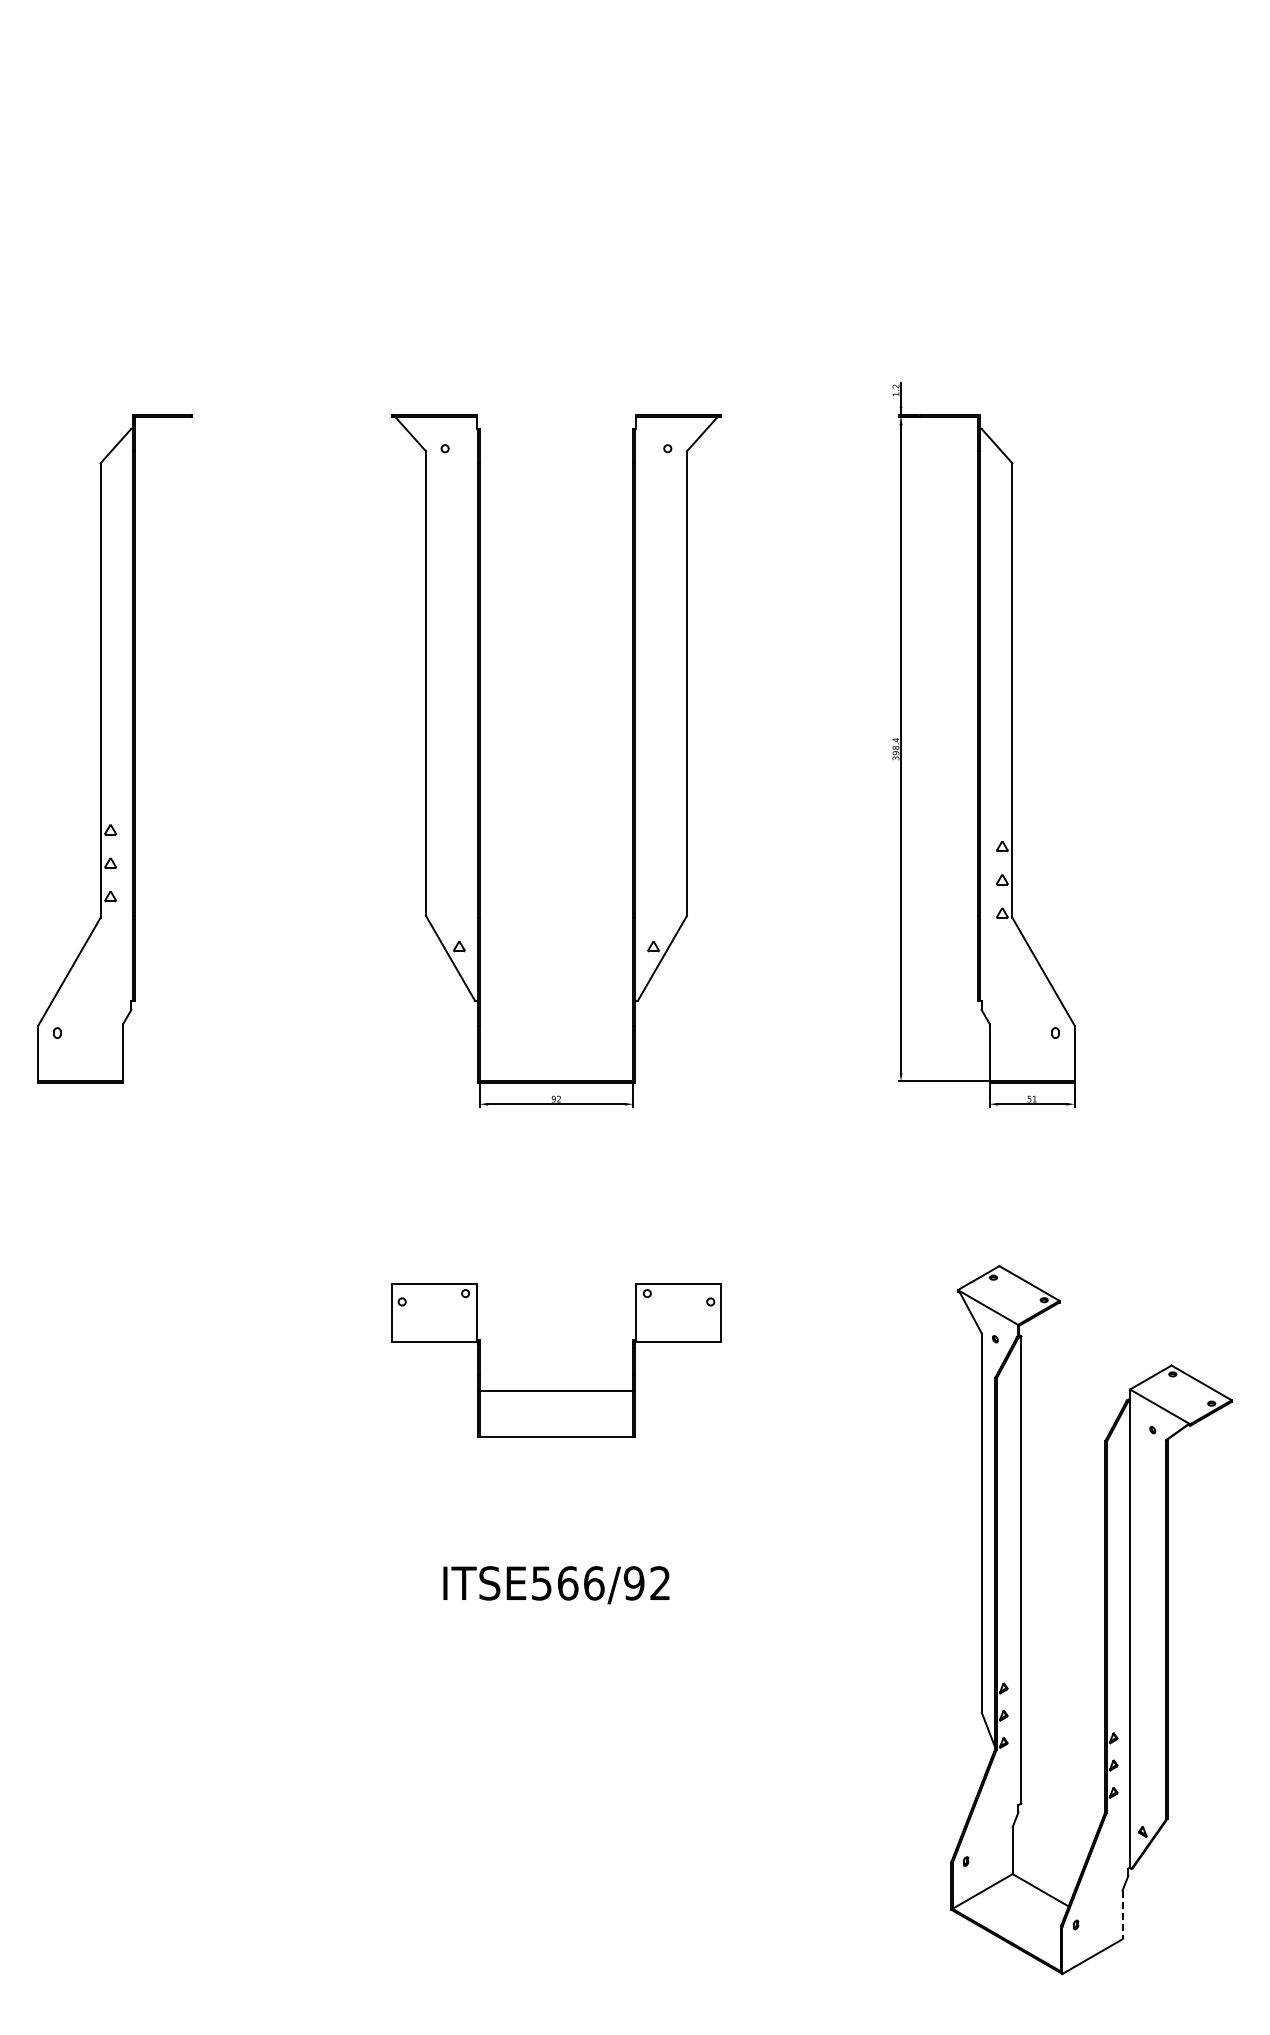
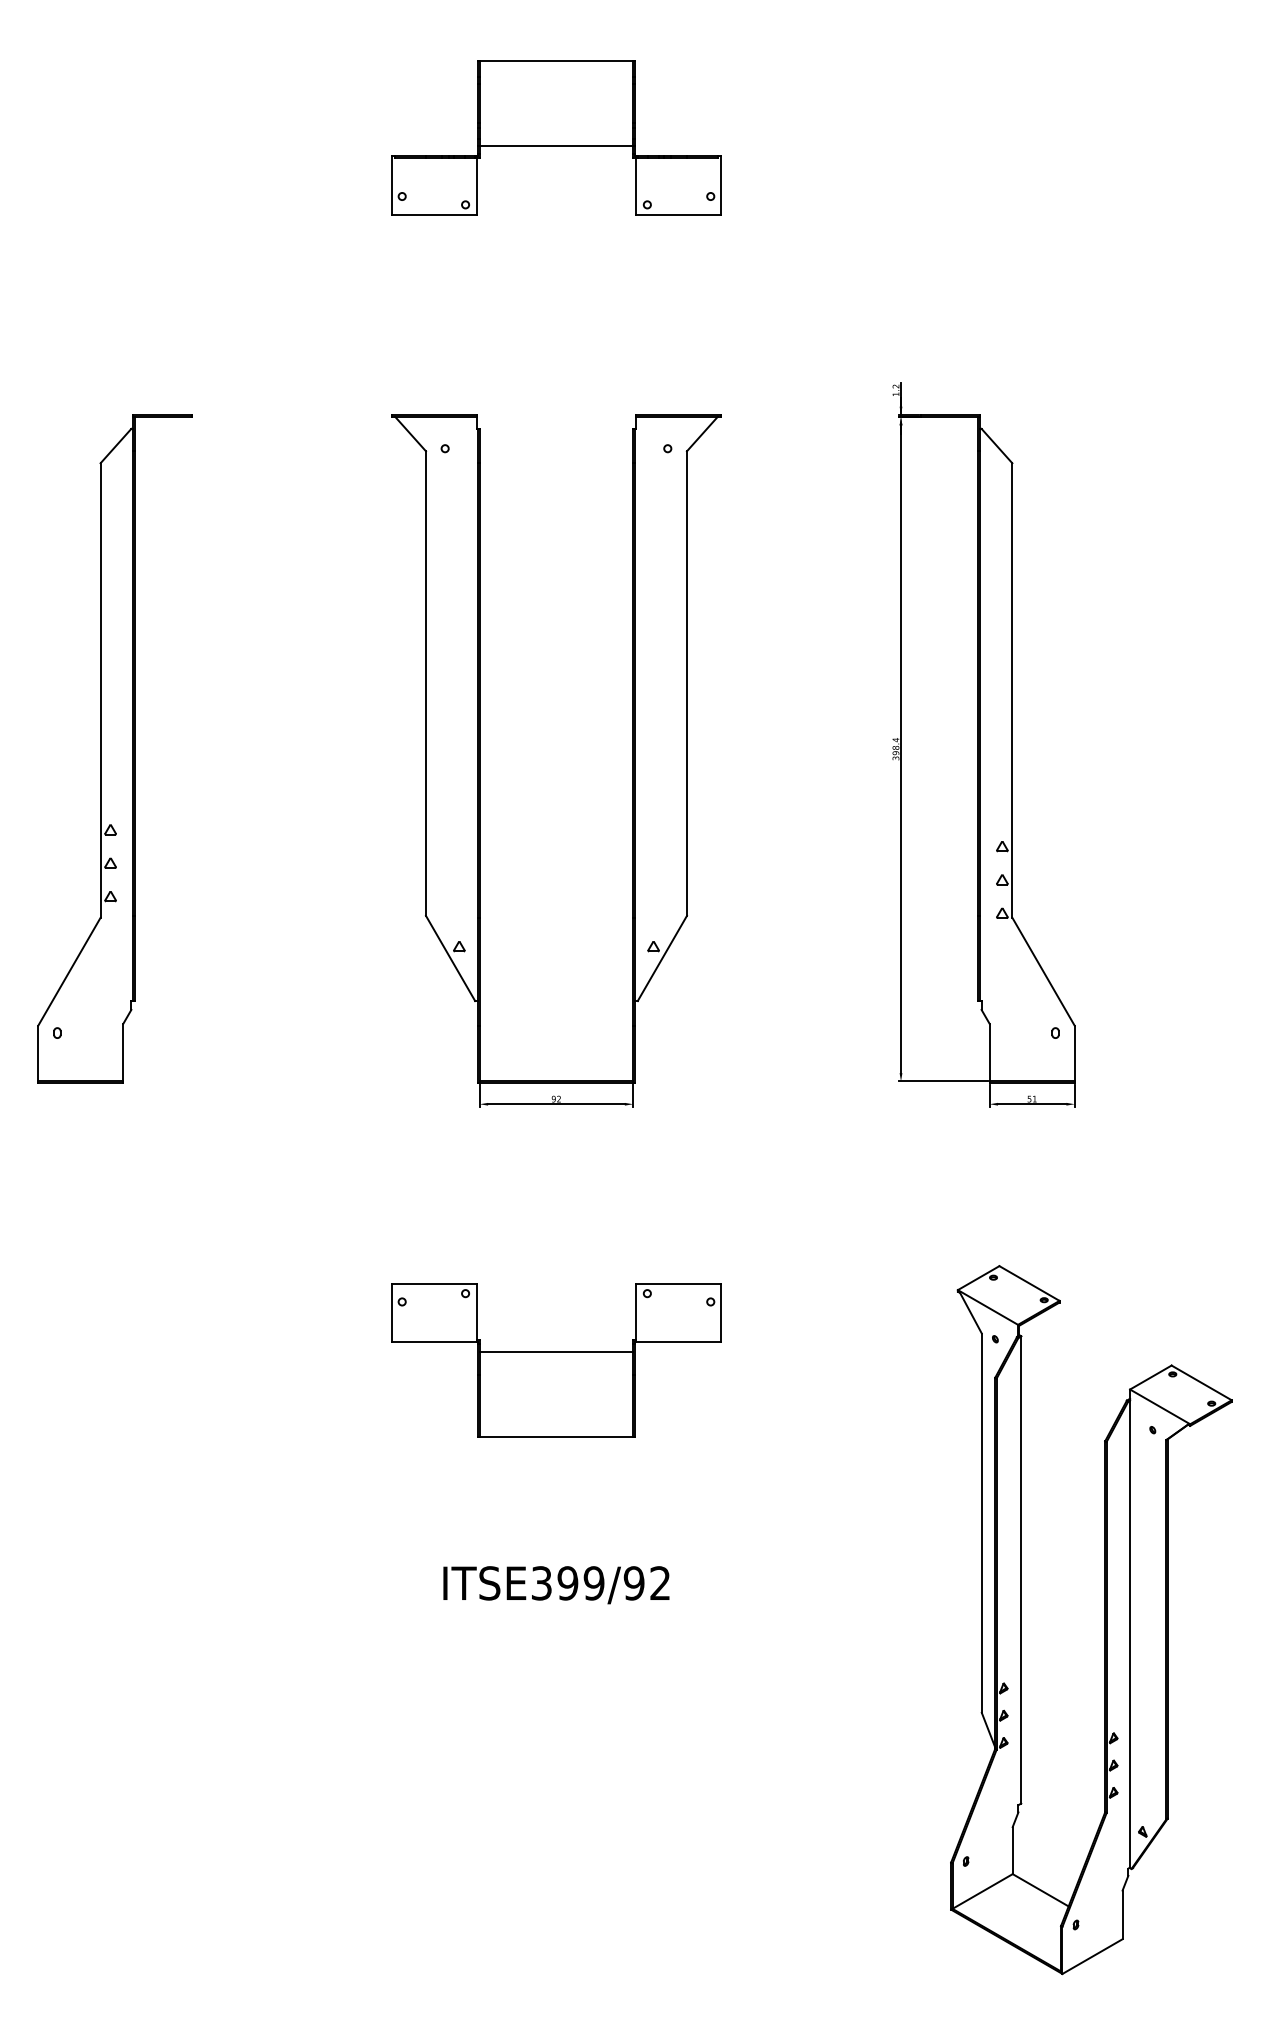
part: none -> present (556, 137)
line position: (556, 1391) -> (556, 1352) (556, 1352)
text: ITSE566/92 -> ITSE399/92 (568, 1583)
line: dashed -> solid (1122, 1915)
